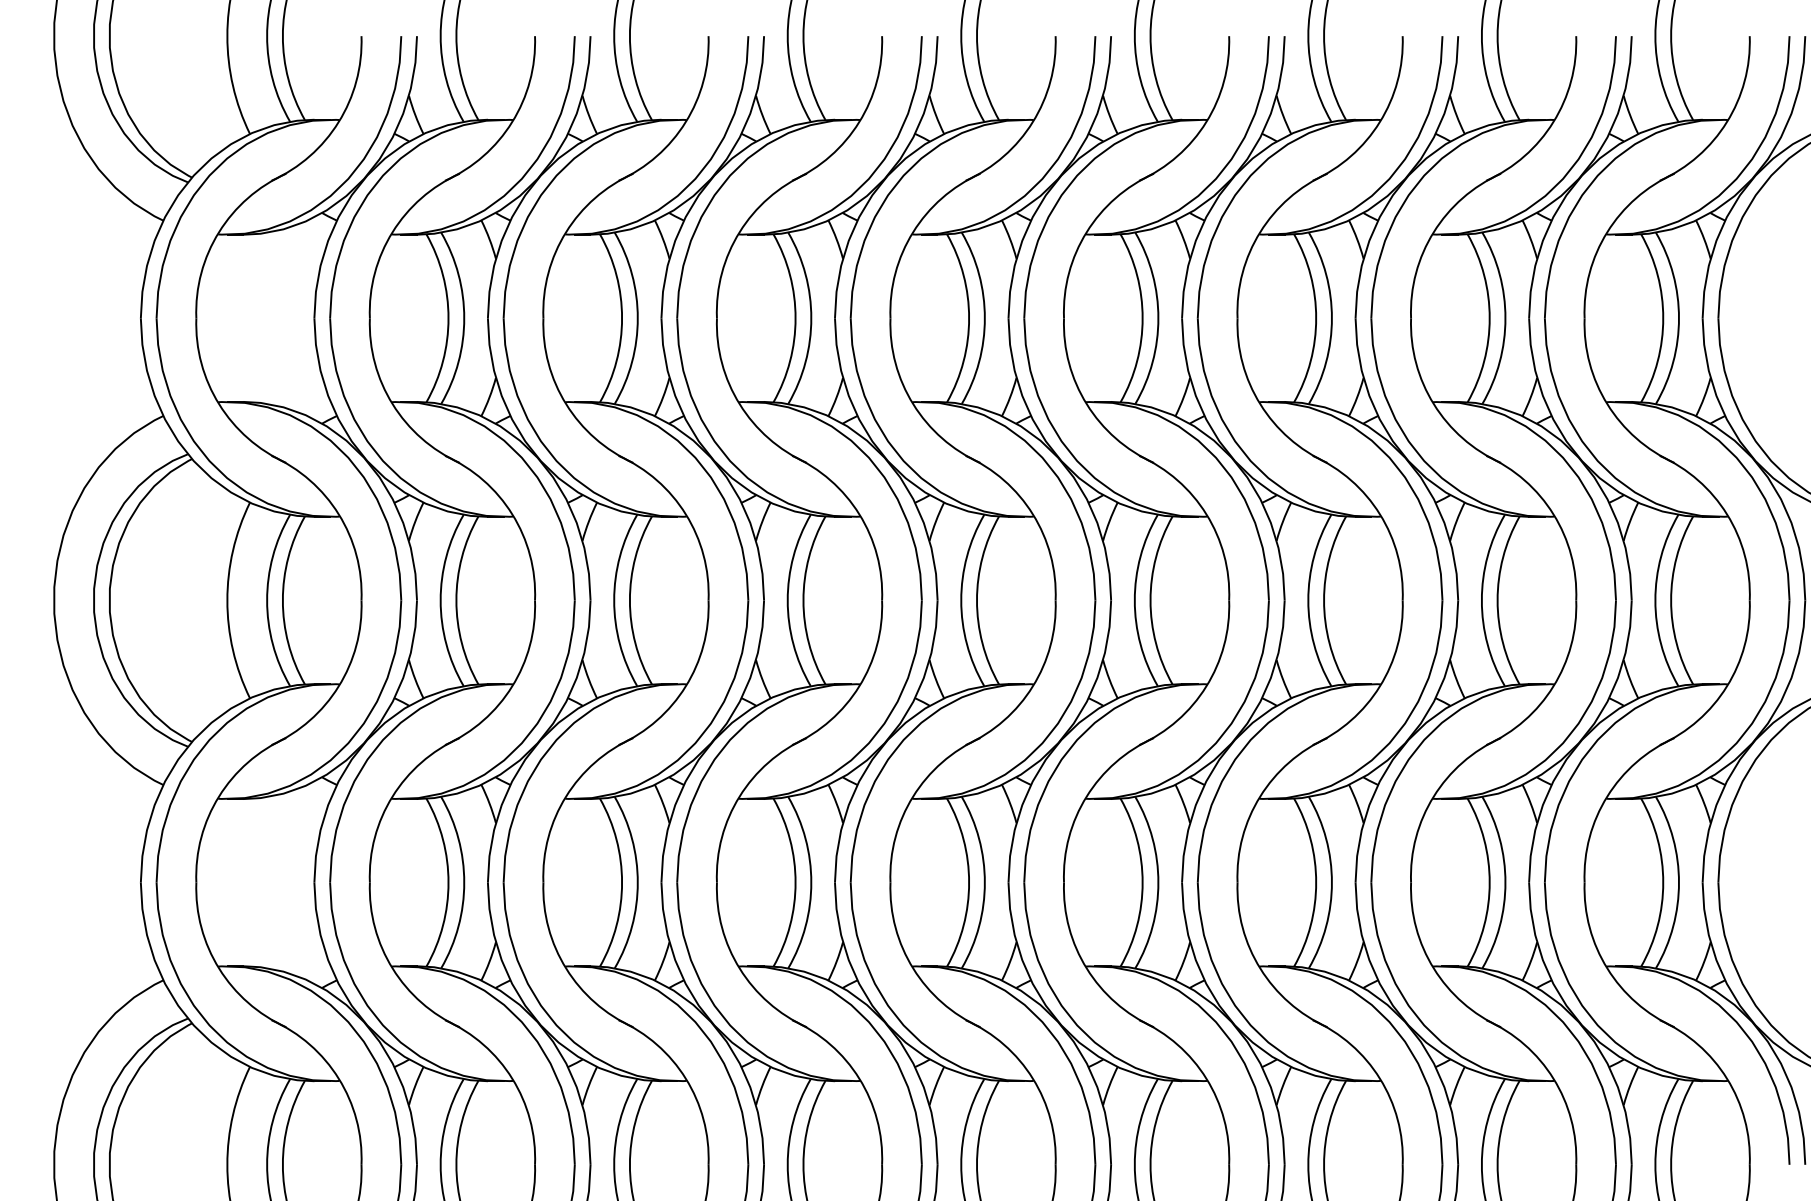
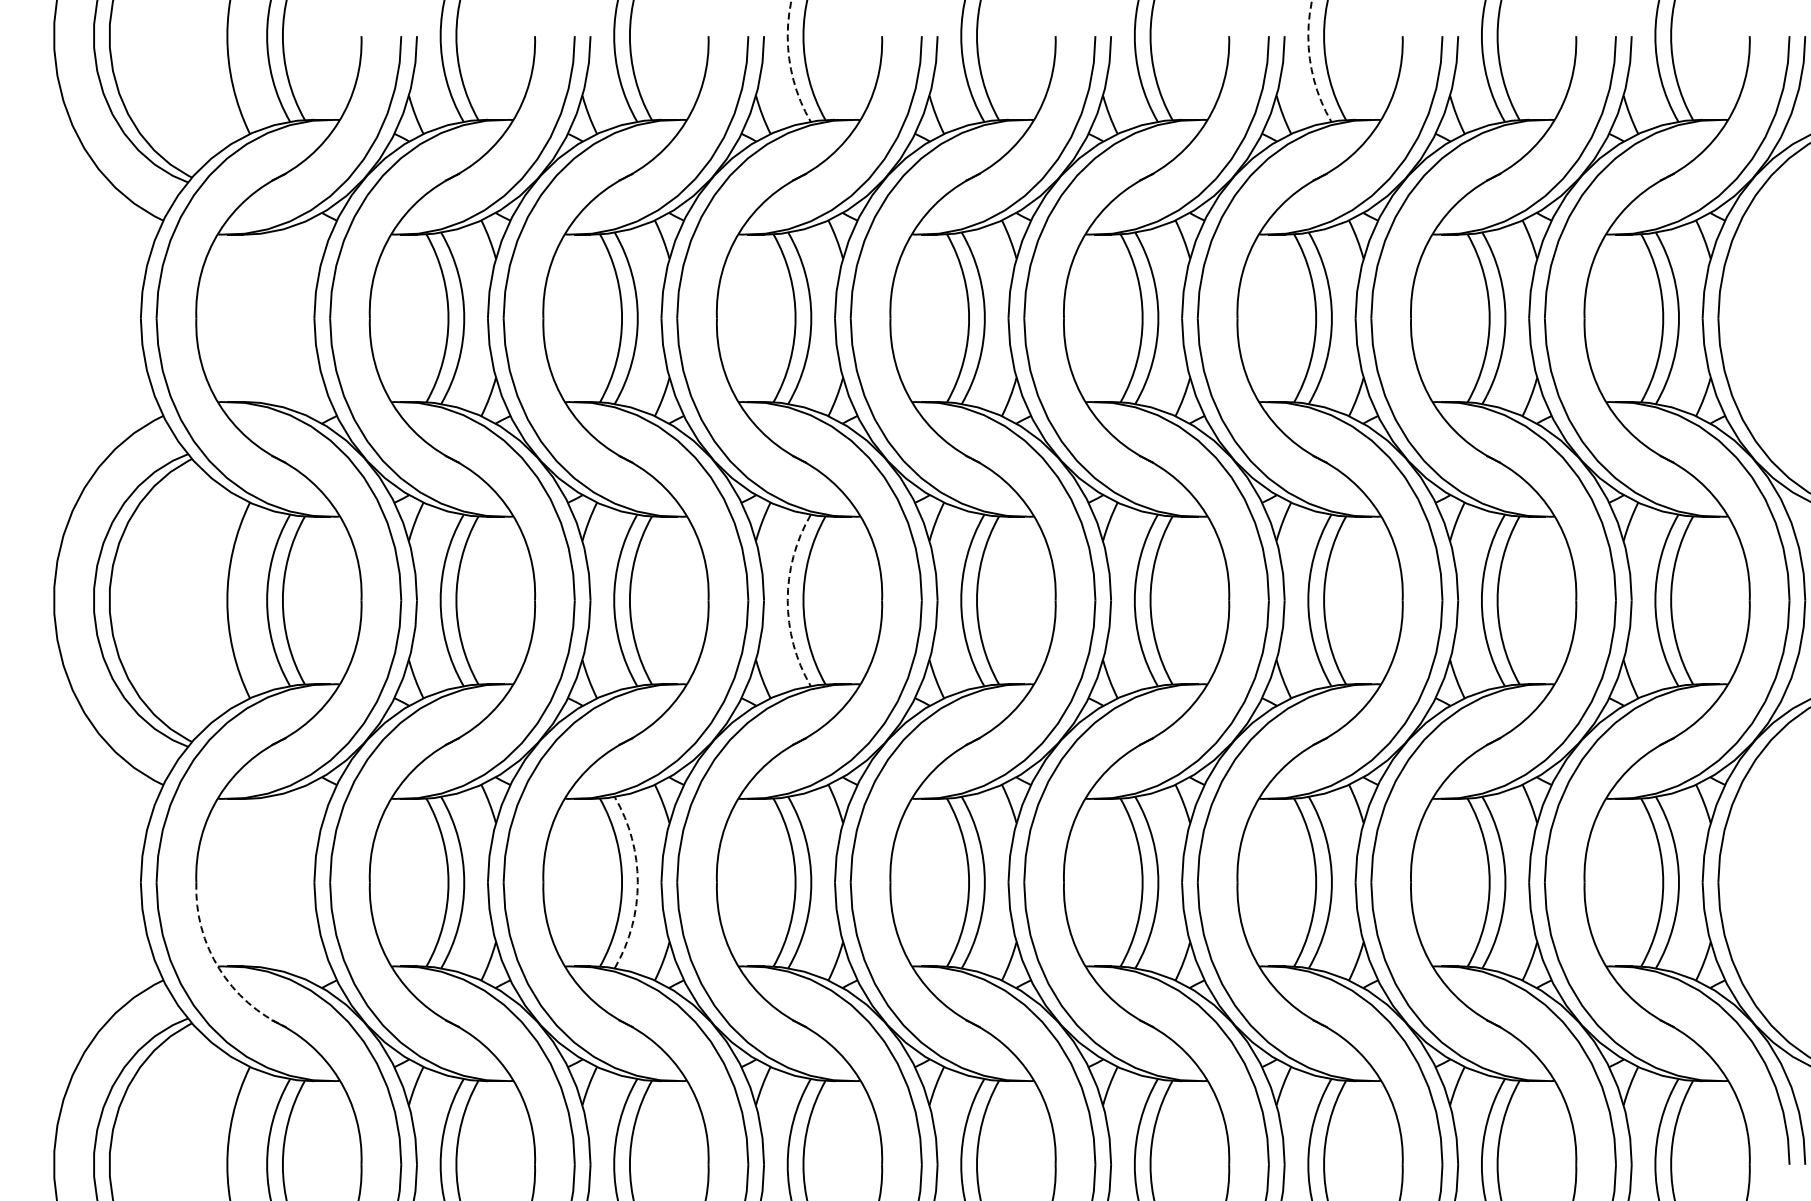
arc: solid -> dashed (789, 61)
arc: solid -> dashed (1310, 61)
arc: solid -> dashed (787, 600)
arc: solid -> dashed (637, 882)
arc: solid -> dashed (219, 968)
